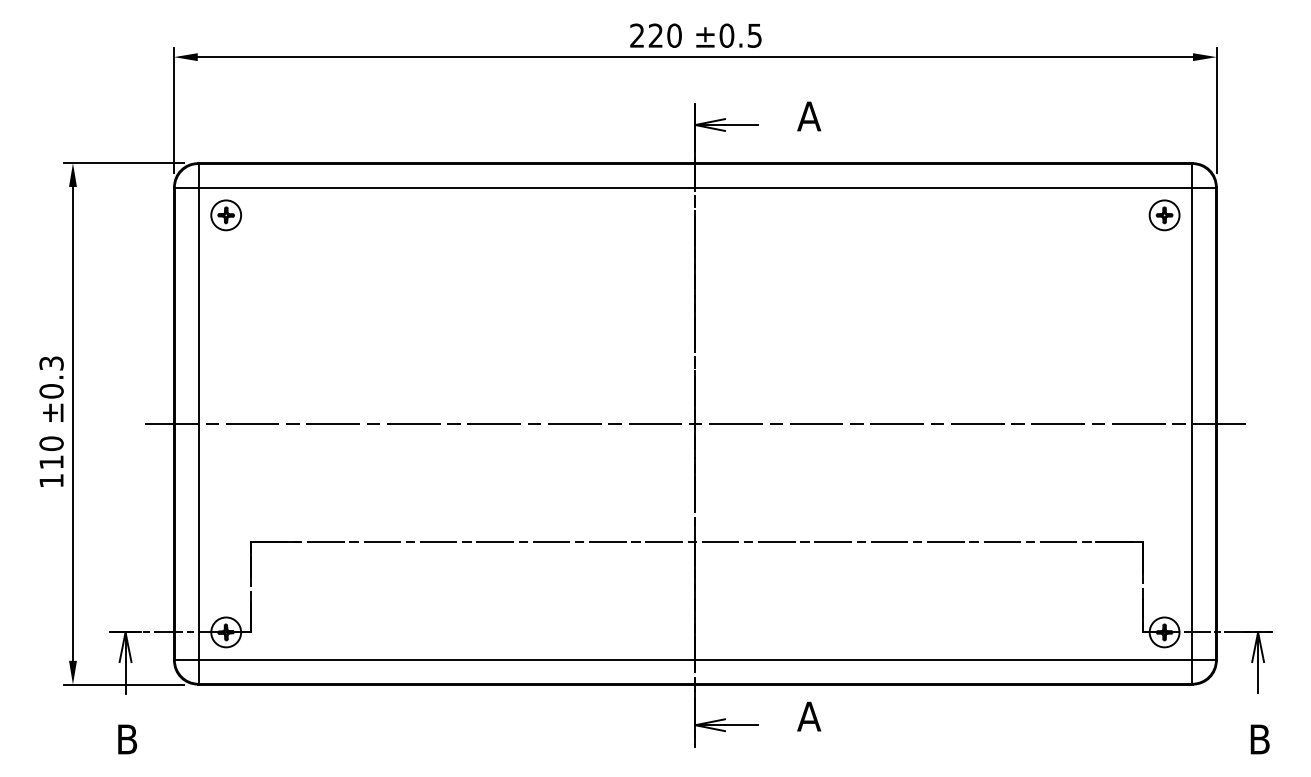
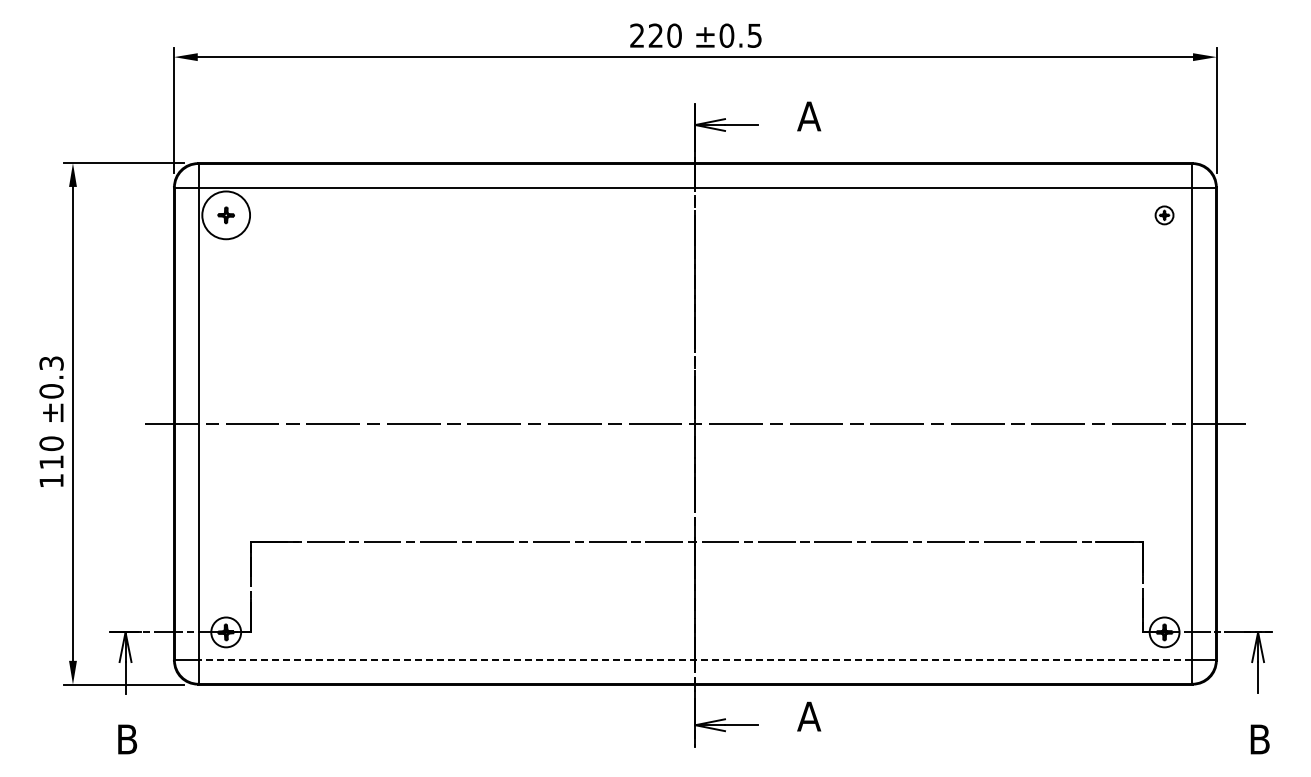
circle diameter: 30 px -> 48 px (226, 215)
part size: 33x33 px -> 21x21 px (1164, 215)
line: solid -> dashed (695, 660)
